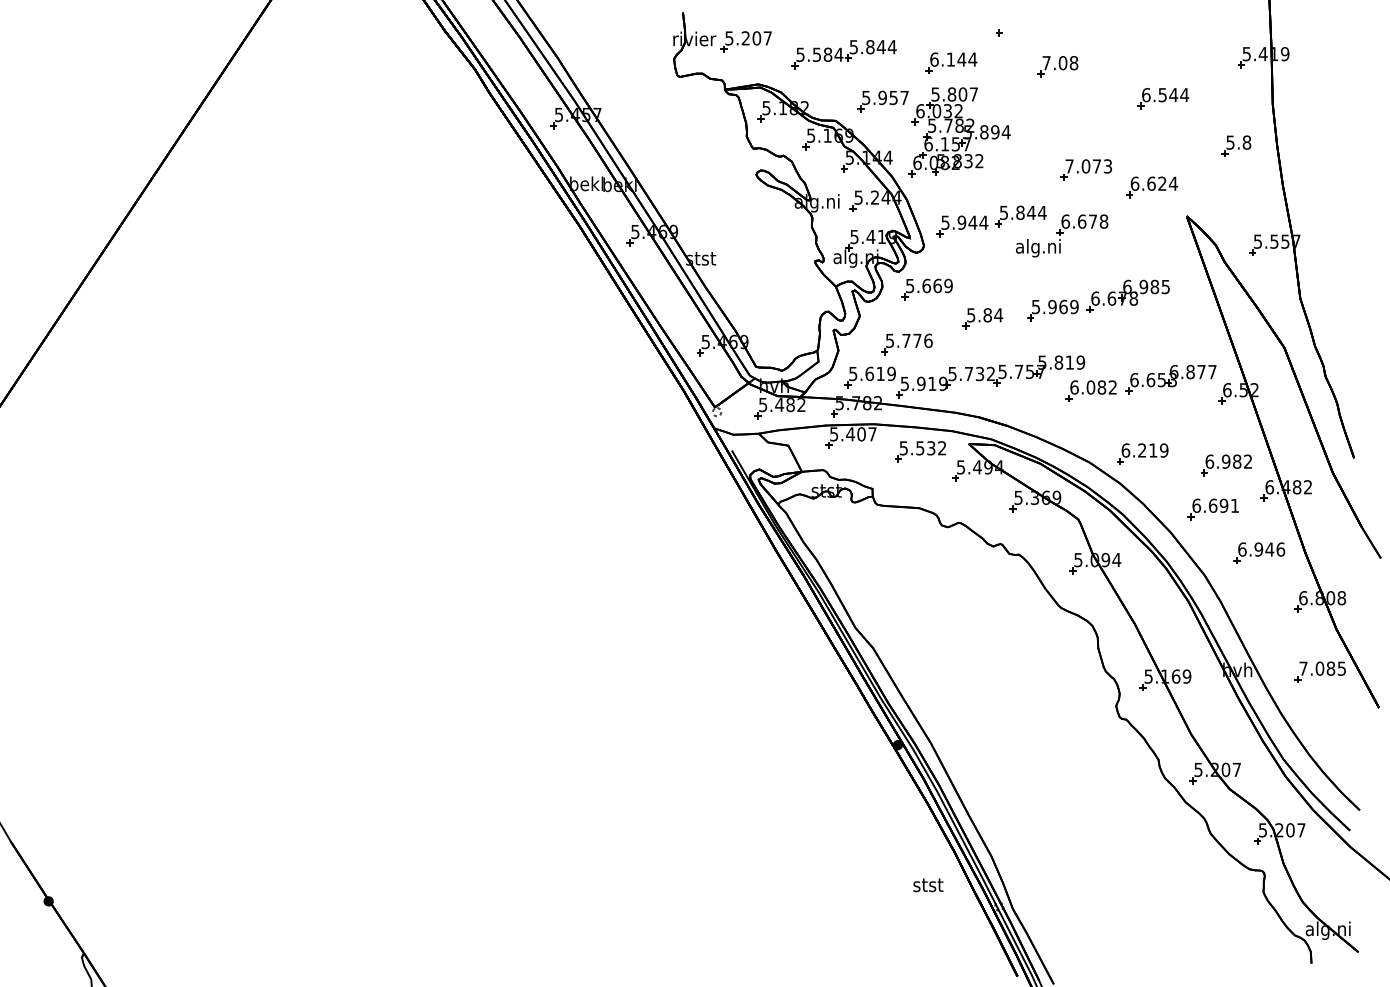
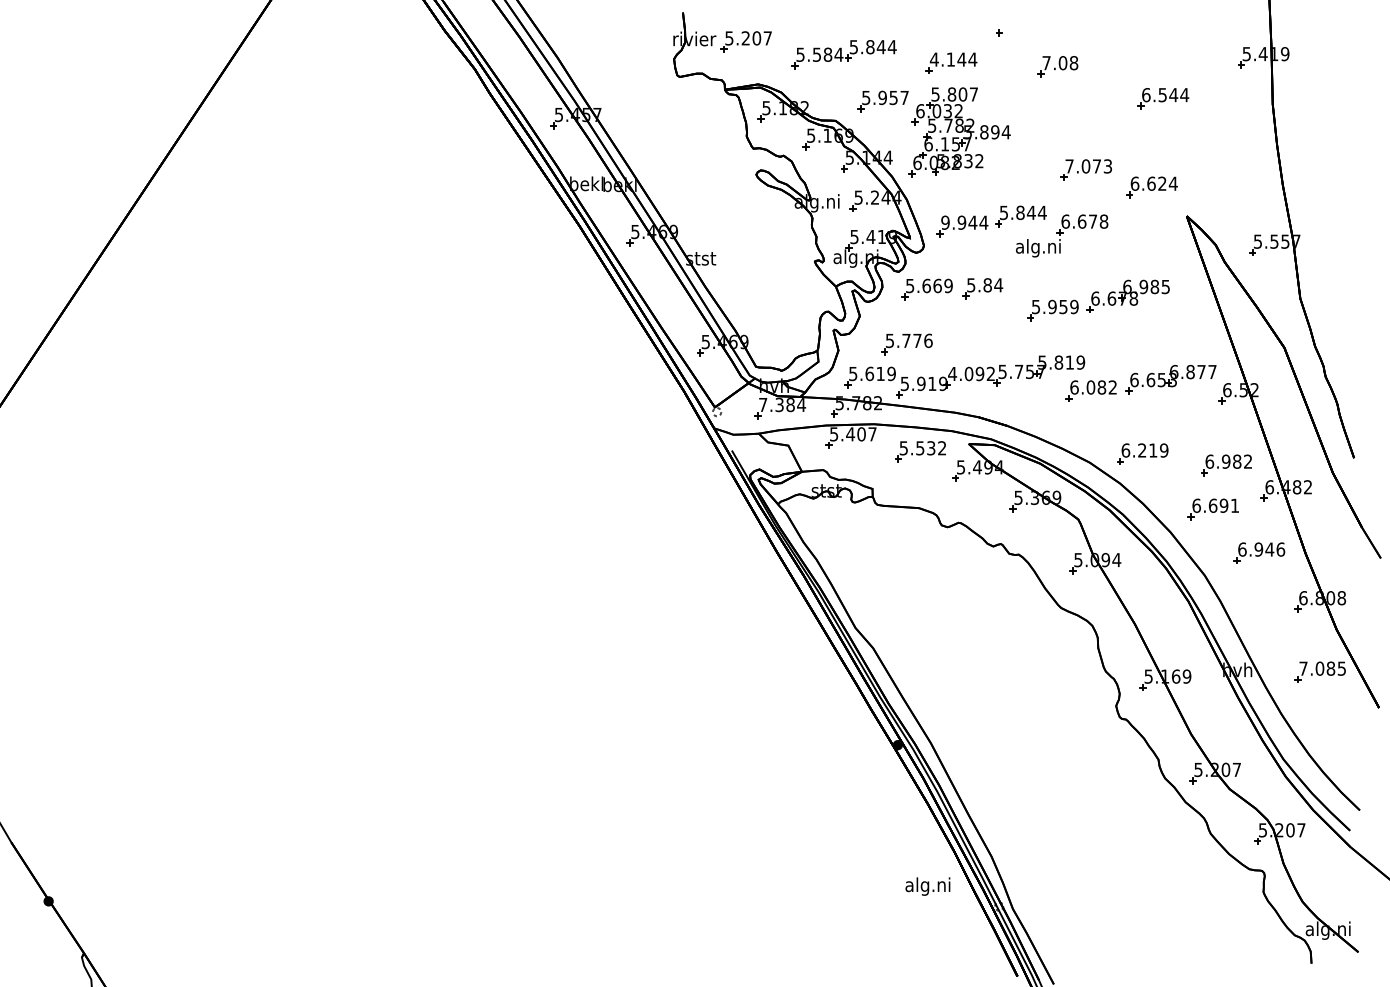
text: 6.144 -> 4.144 (933, 59)
part: present -> none (1236, 145)
text: 5.944 -> 9.944 (945, 222)
text: 5.969 -> 5.959 (1063, 306)
part position: (982, 318) -> (982, 288) (982, 288)
text: 5.732 -> 4.092 (966, 373)
text: 5.482 -> 7.384 (782, 404)
text: stst -> alg.ni (927, 886)
